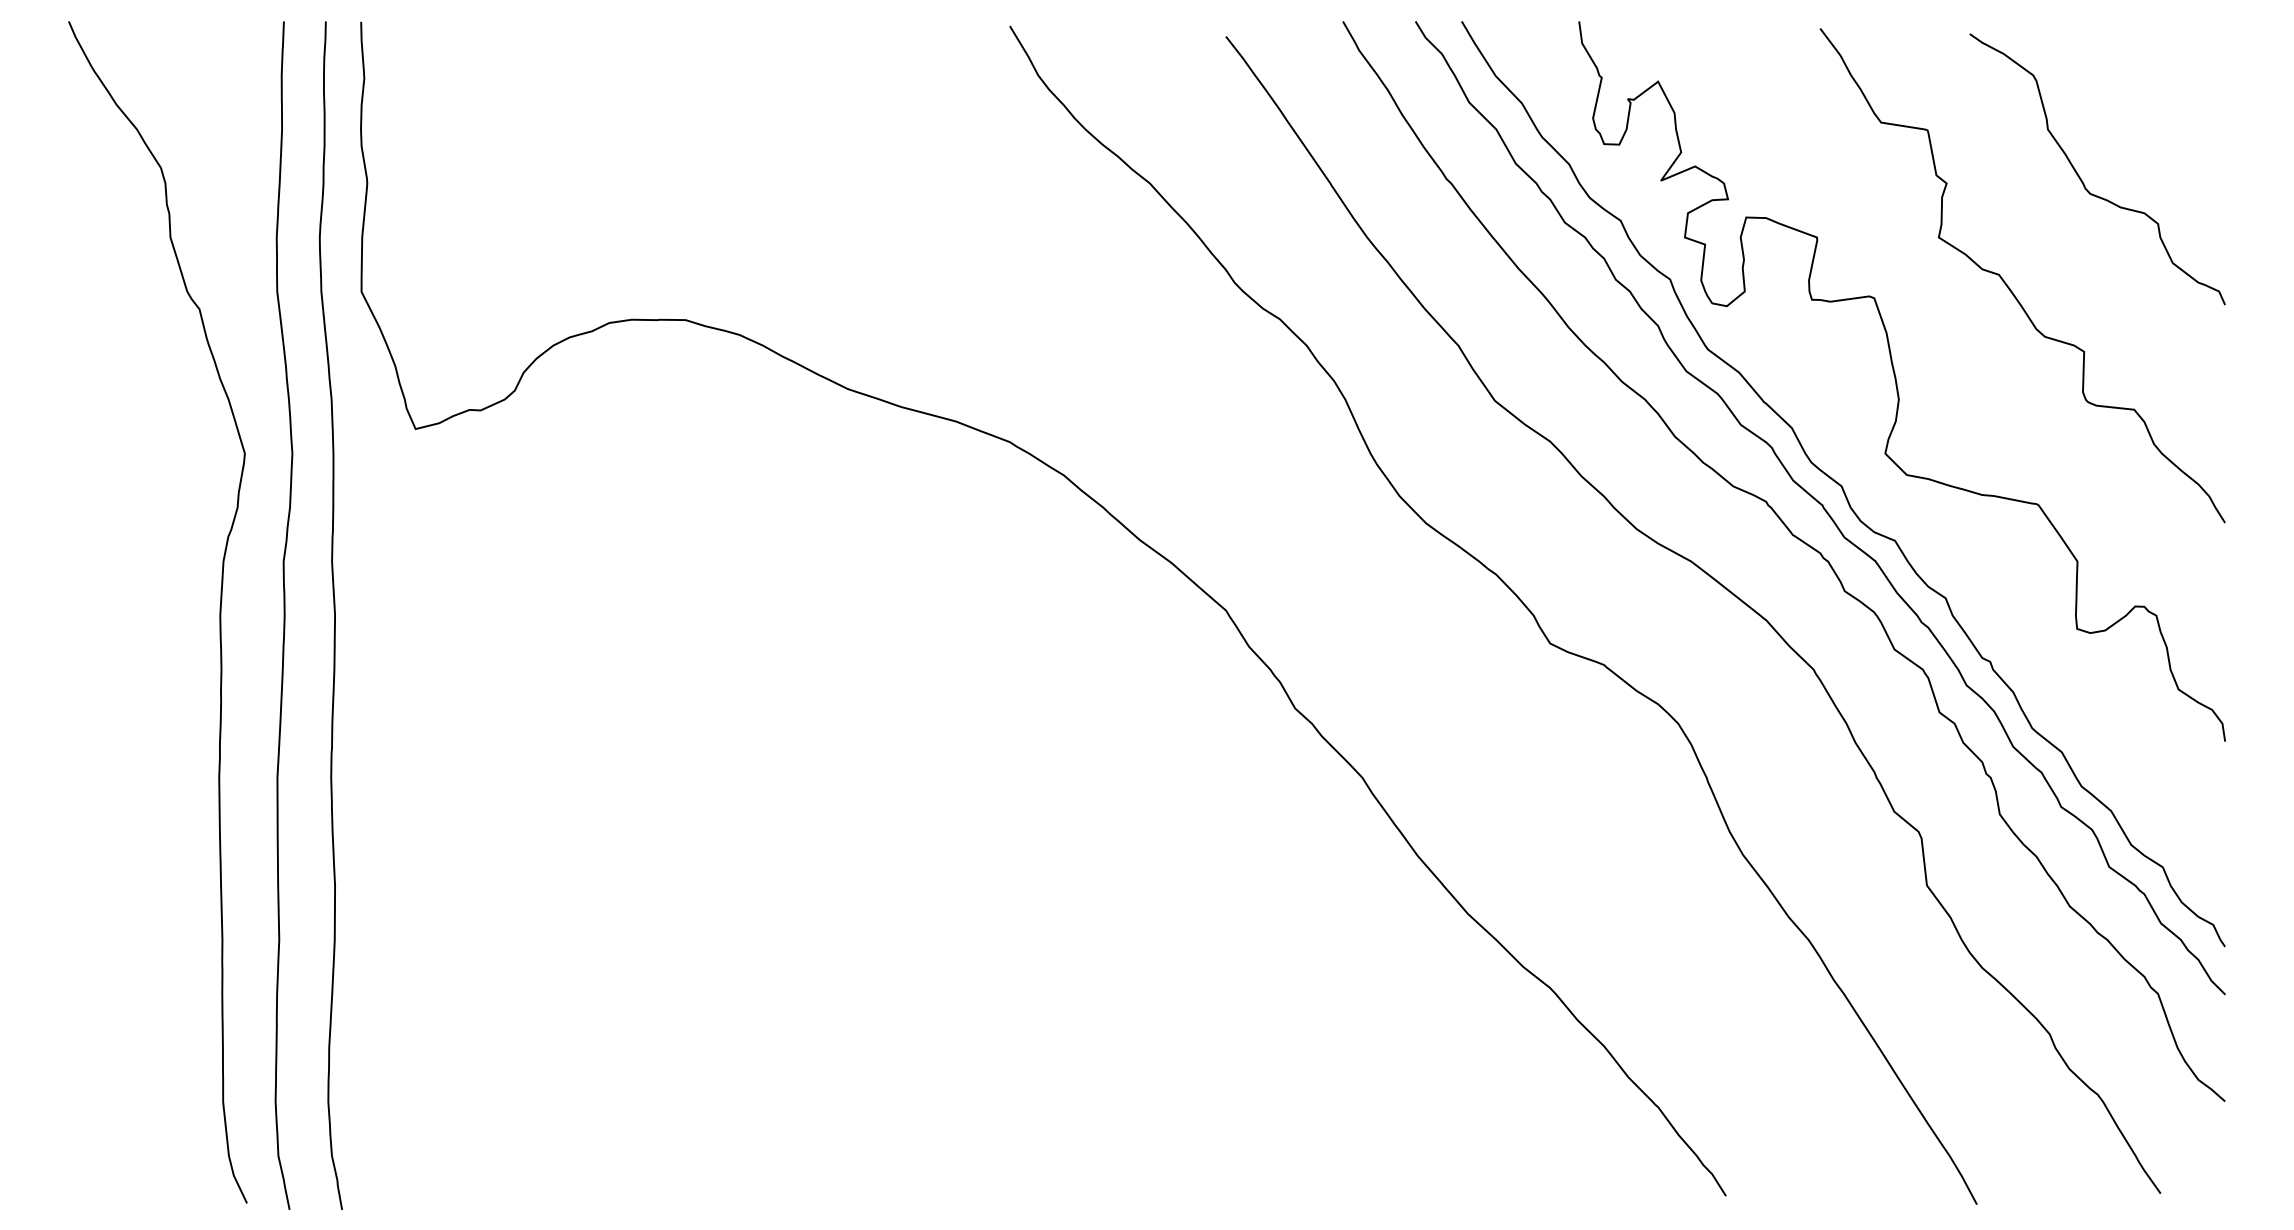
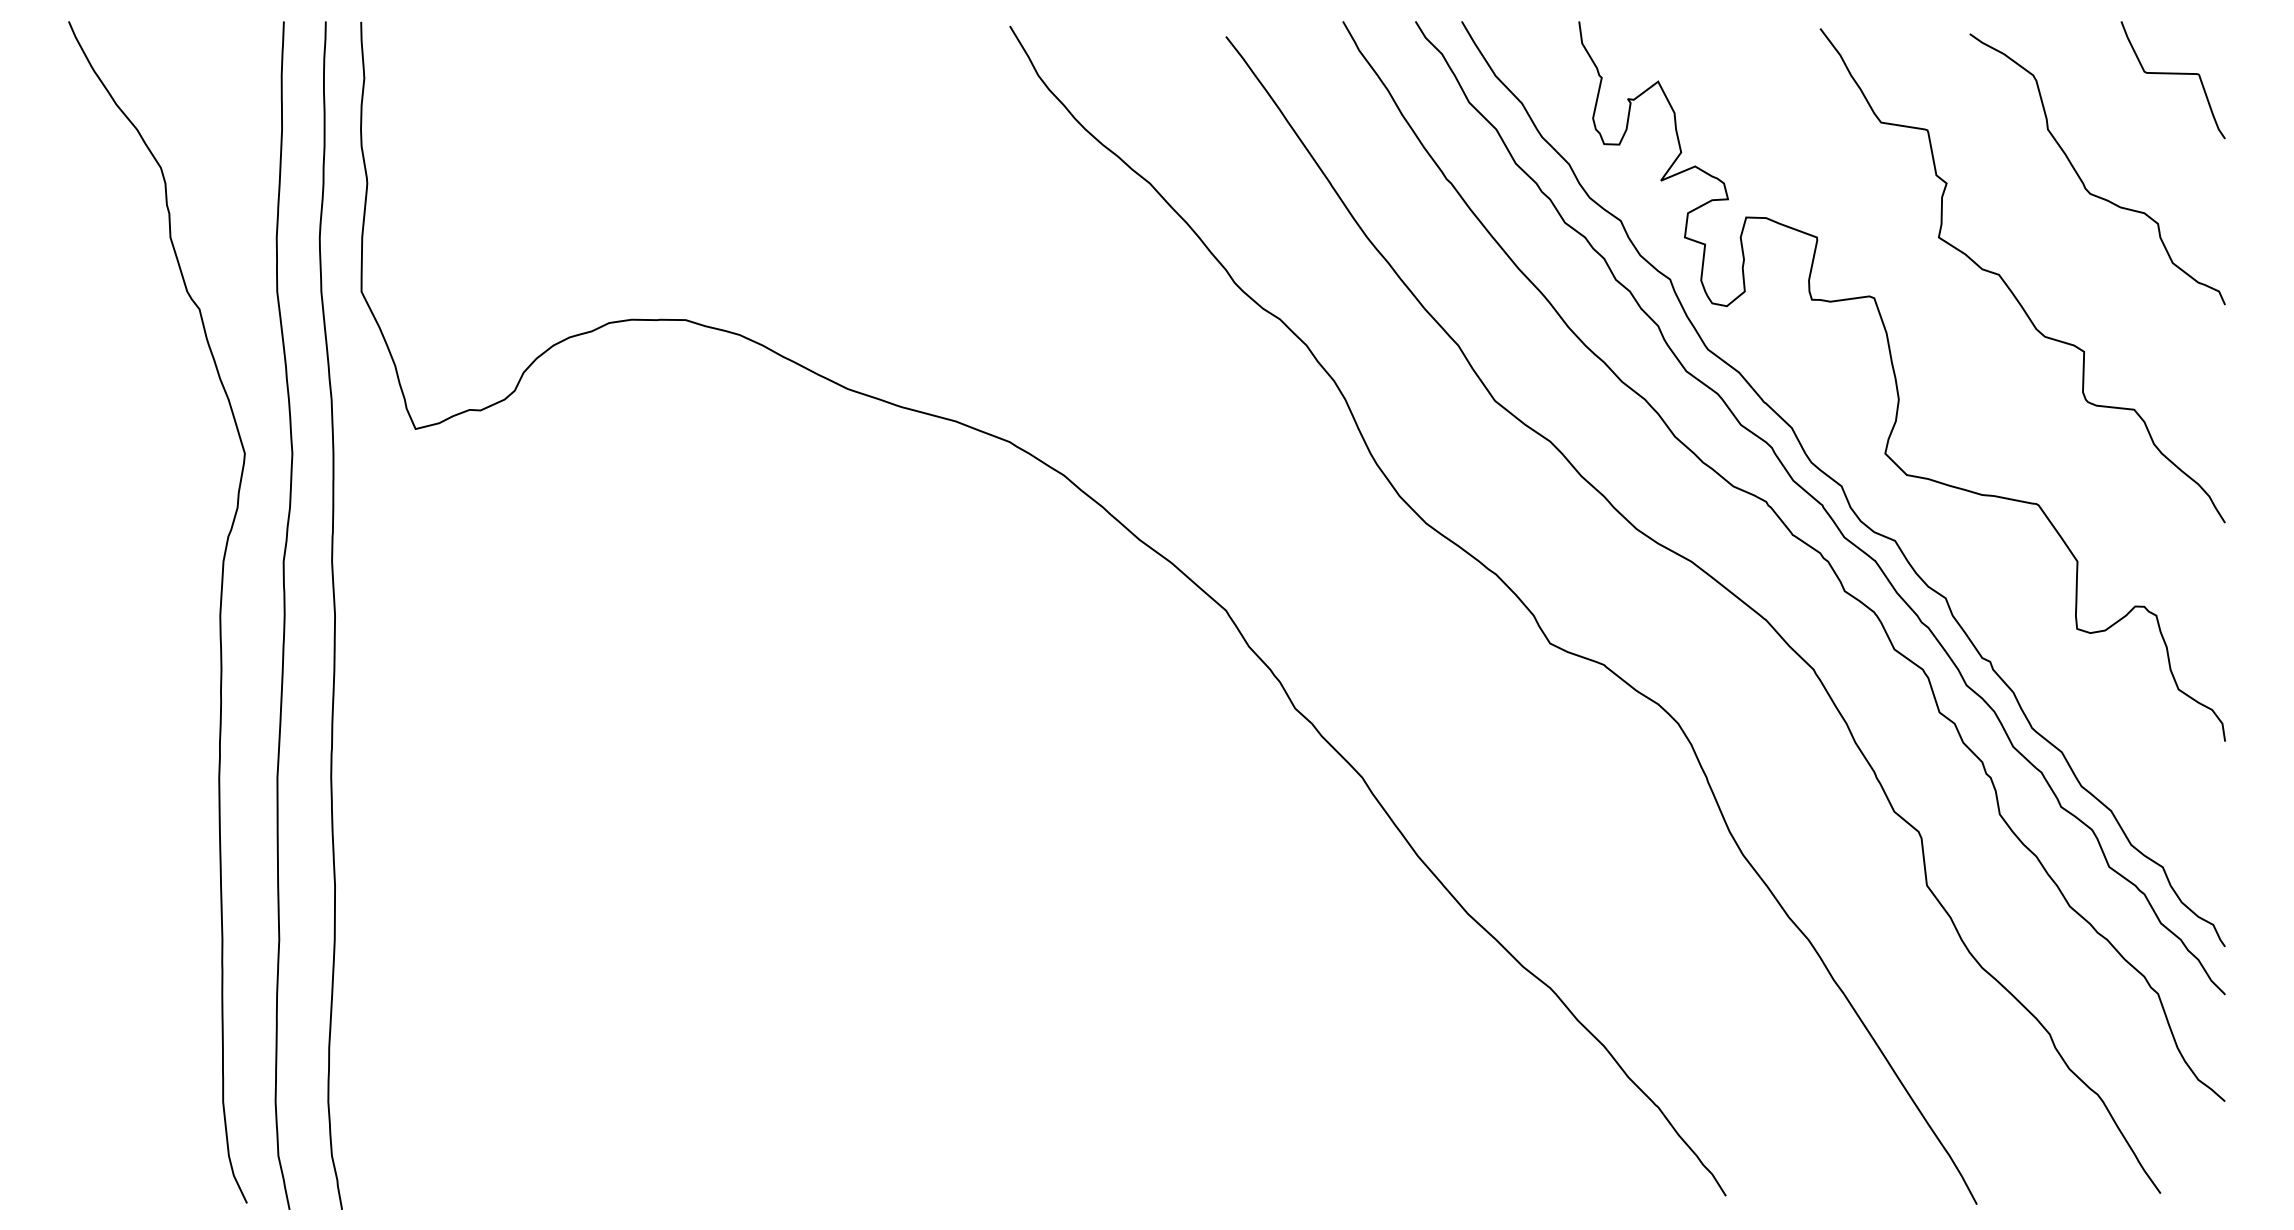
curve: none -> present (2172, 74)
